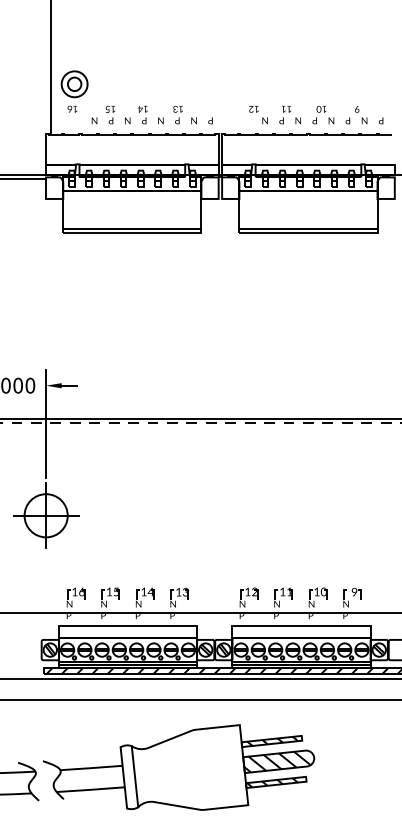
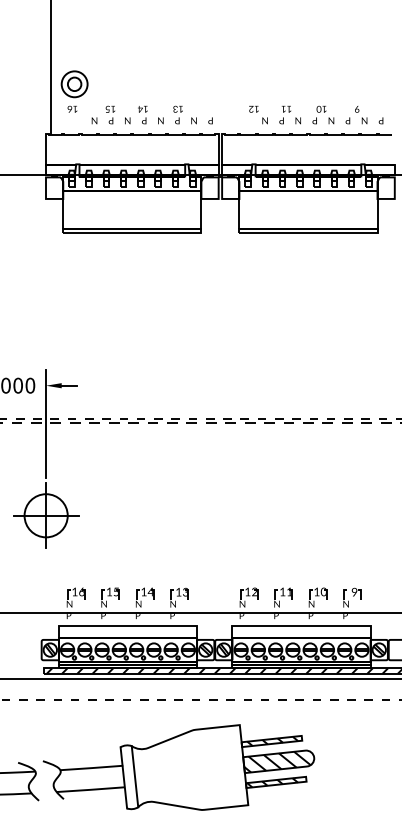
line: present -> none (23, 179)
line: solid -> dashed (201, 418)
line: solid -> dashed (200, 700)
